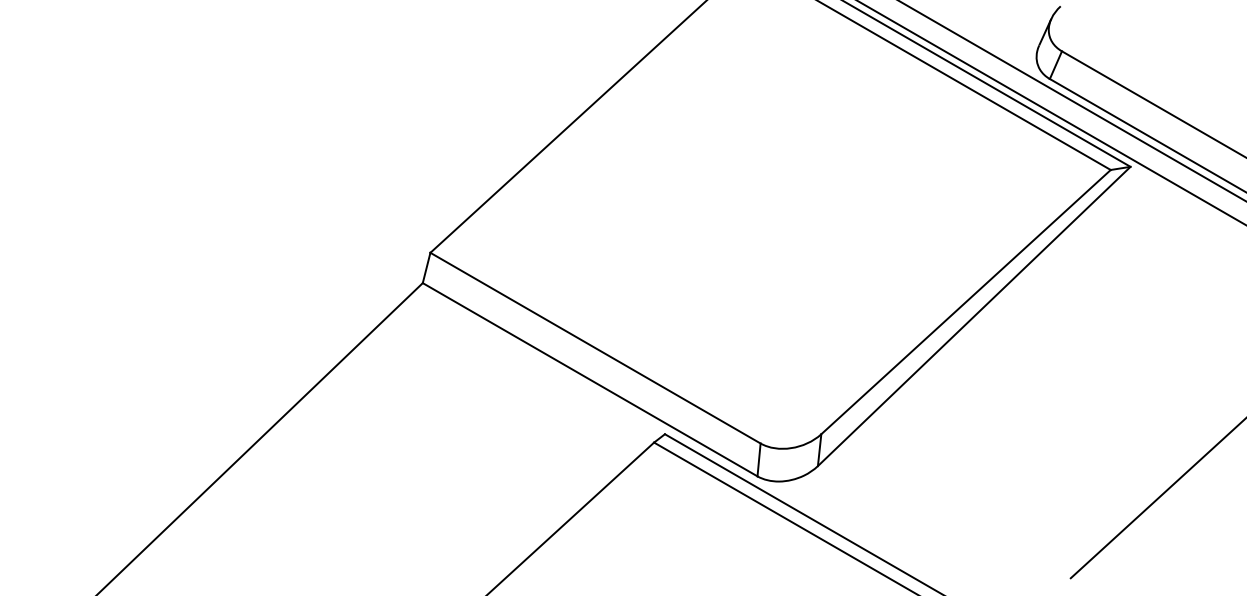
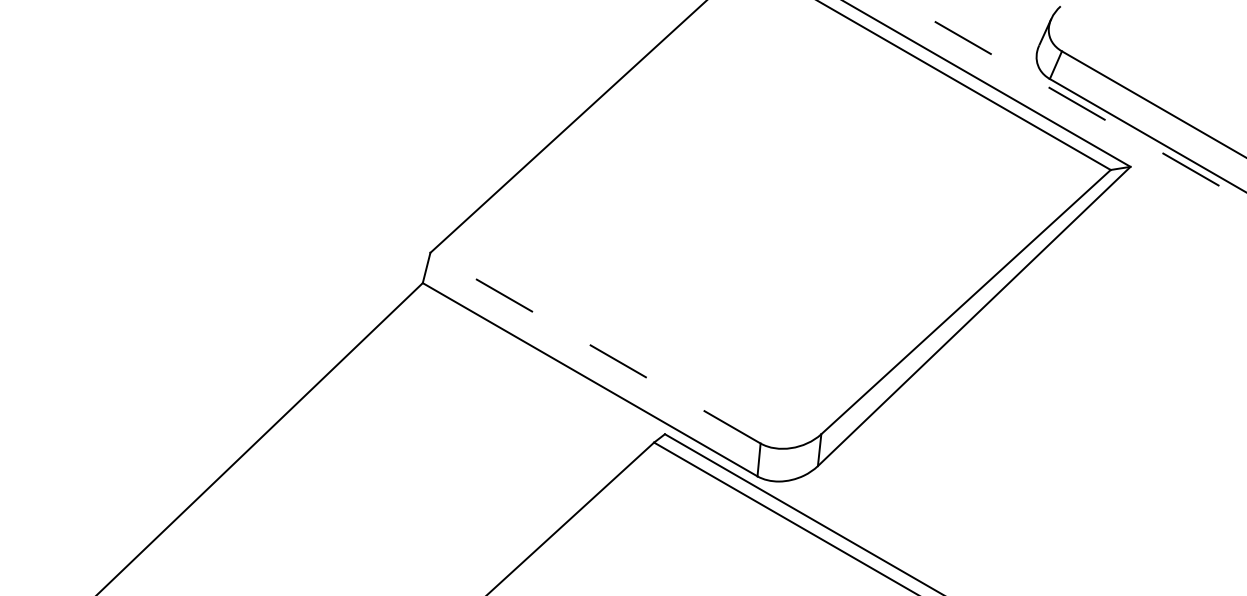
line: solid -> dashed (1071, 100)
line: present -> none (1051, 112)
line: solid -> dashed (595, 348)
line: present -> none (1156, 499)
